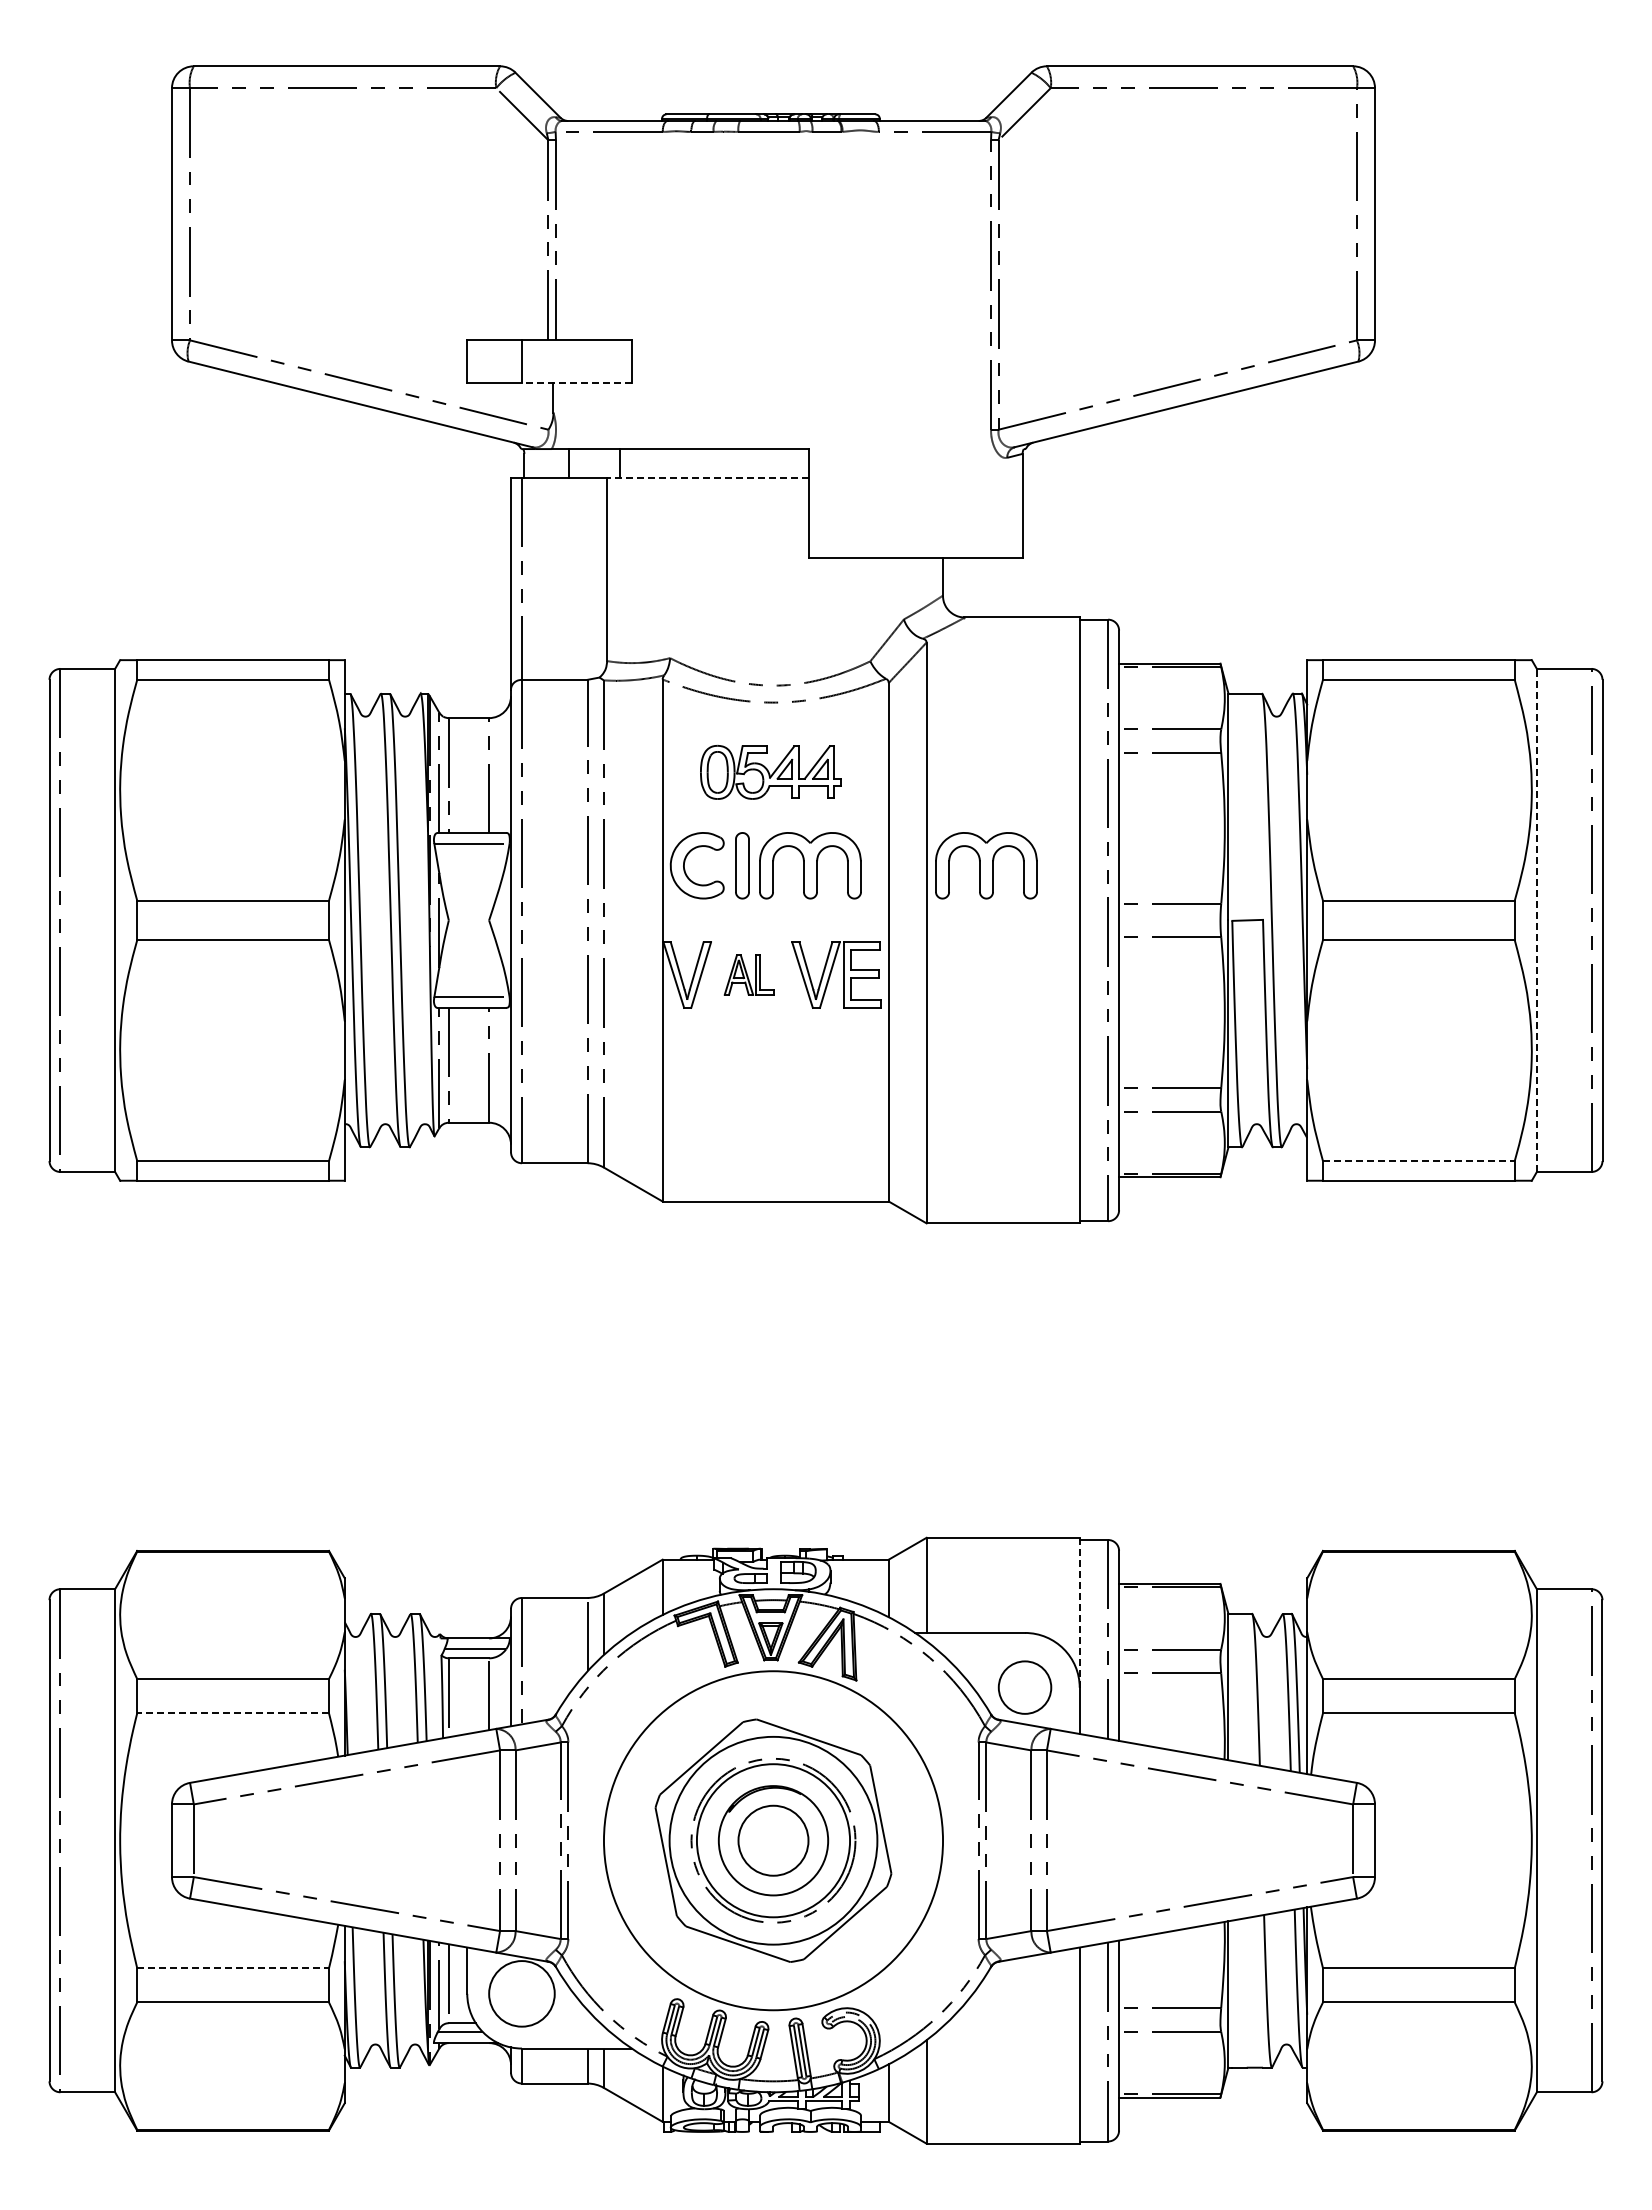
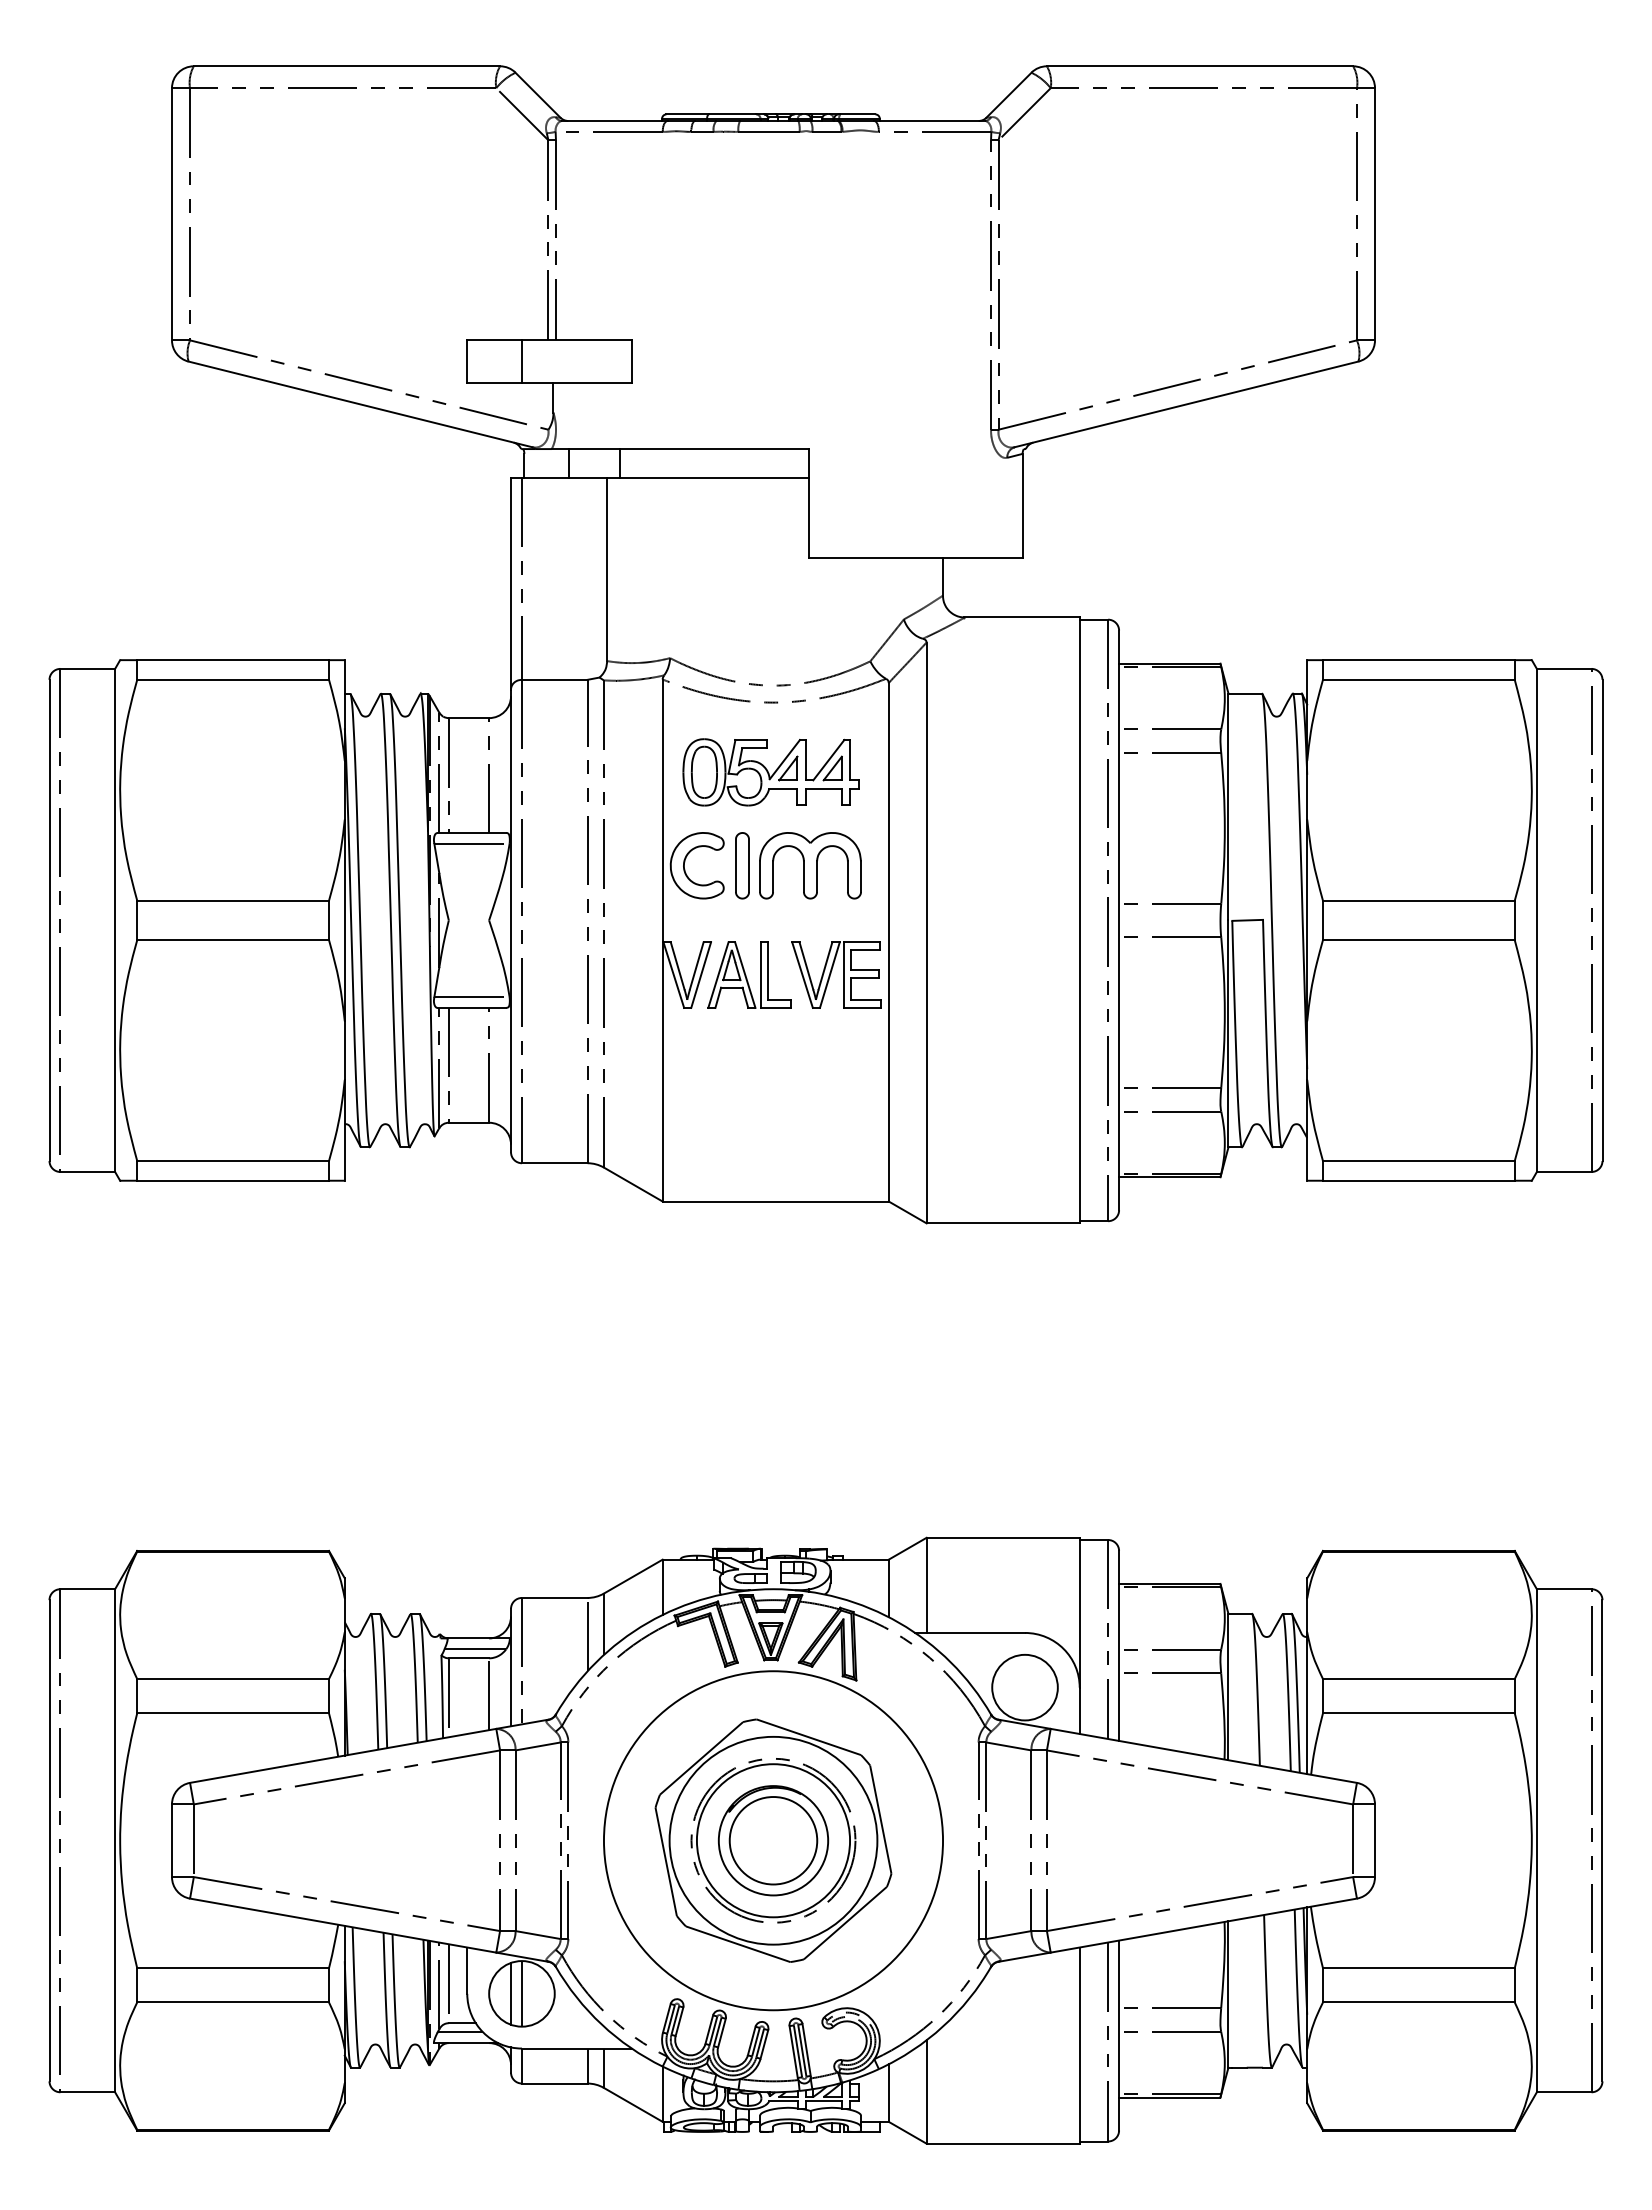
line: dashed -> solid (576, 383)
line: dashed -> solid (707, 477)
part size: 142x56 px -> 178x69 px (770, 772)
part: present -> none (986, 865)
line: dashed -> solid (1536, 920)
part size: 52x42 px -> 85x68 px (749, 974)
line: dashed -> solid (1418, 1160)
line: dashed -> solid (1079, 1612)
circle diameter: 52 px -> 66 px (1024, 1687)
line: dashed -> solid (233, 1713)
circle diameter: 70 px -> 87 px (773, 1840)
line: dashed -> solid (233, 1968)
line: none -> present (511, 1993)
line: none -> present (521, 1993)
